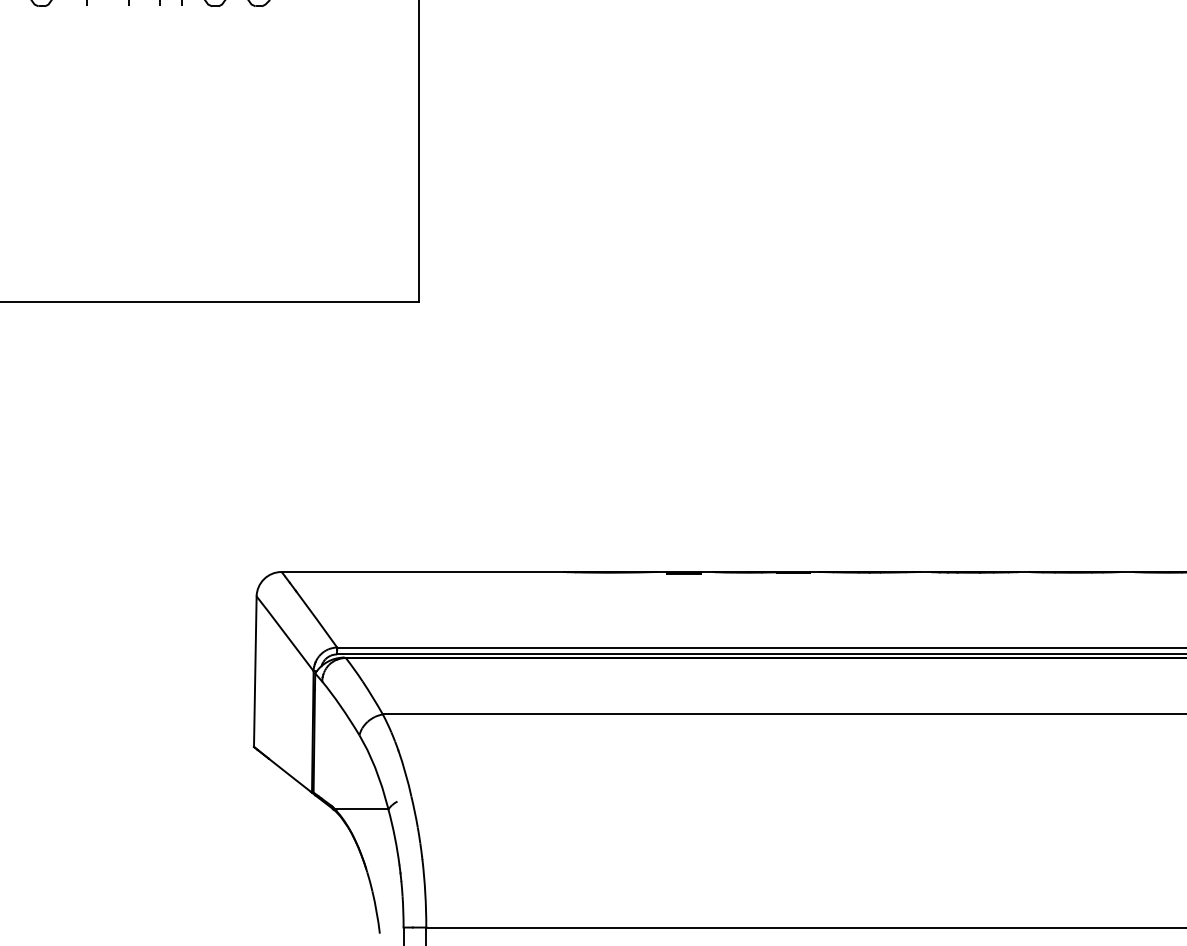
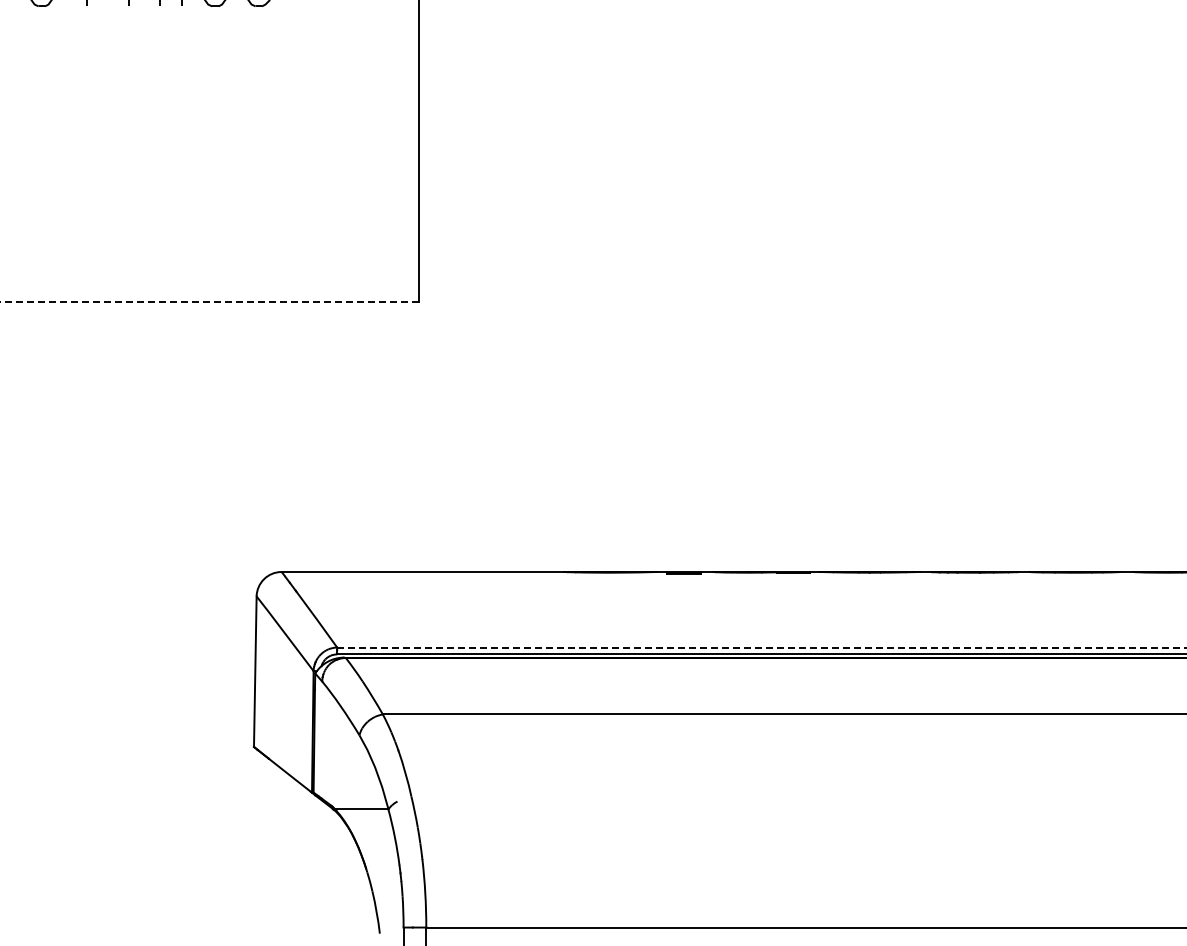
line: solid -> dashed (209, 301)
line: solid -> dashed (762, 647)
